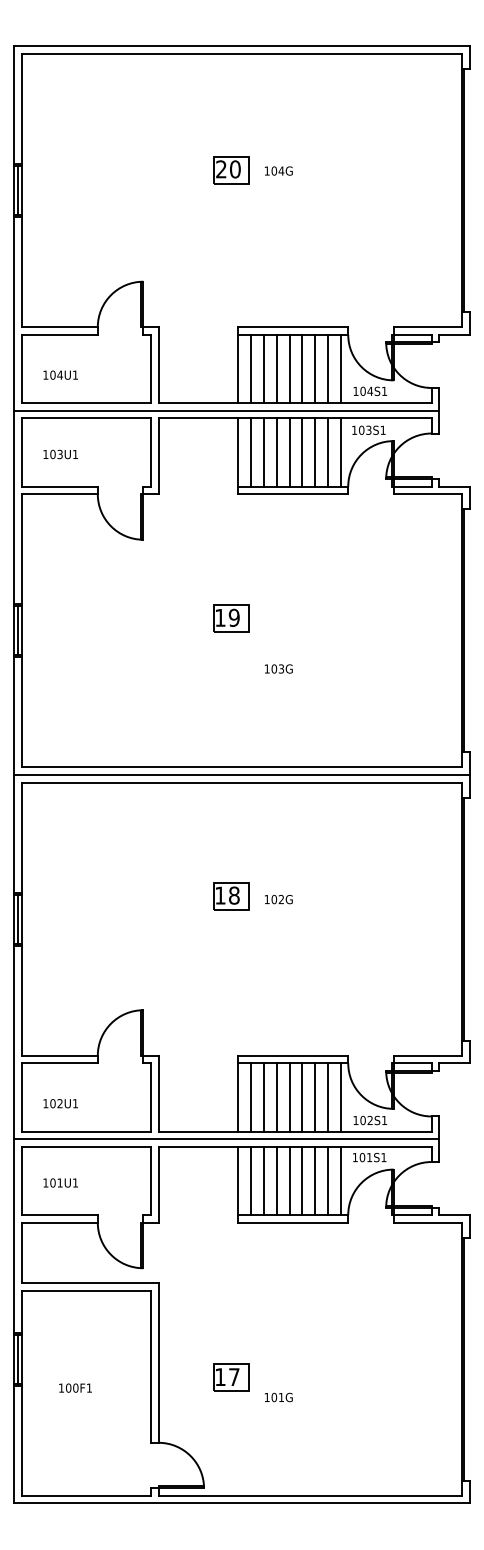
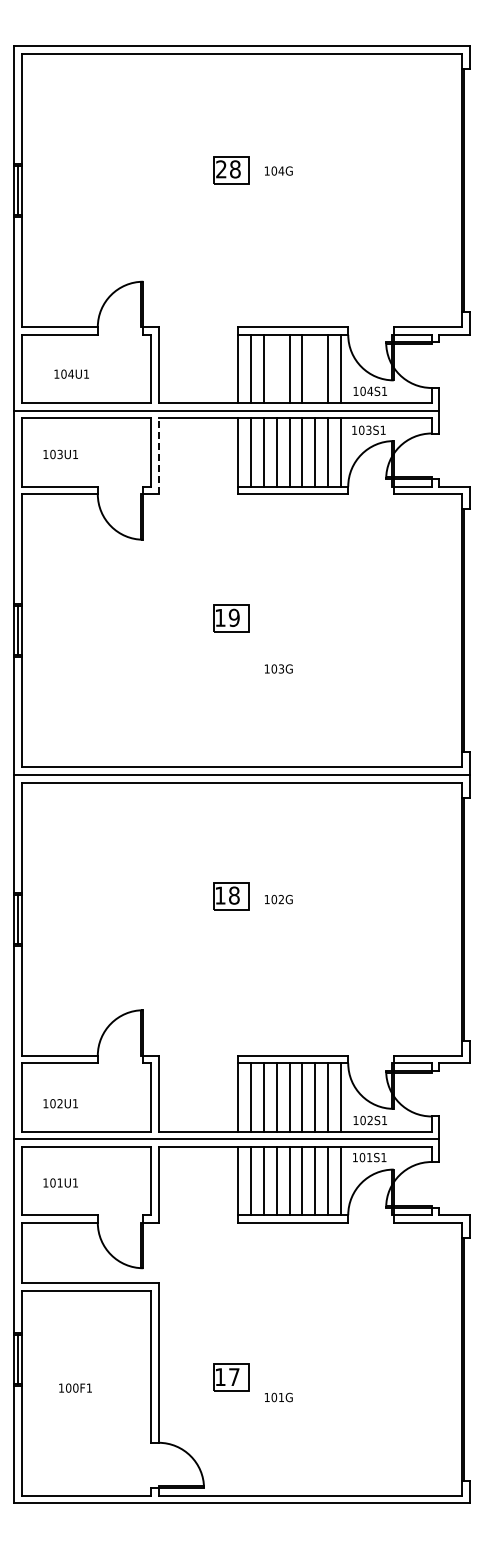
text: 20 -> 28 (235, 169)
line: present -> none (276, 368)
line: present -> none (315, 368)
text position: (60, 374) -> (71, 373) (71, 373)
line: solid -> dashed (158, 456)
